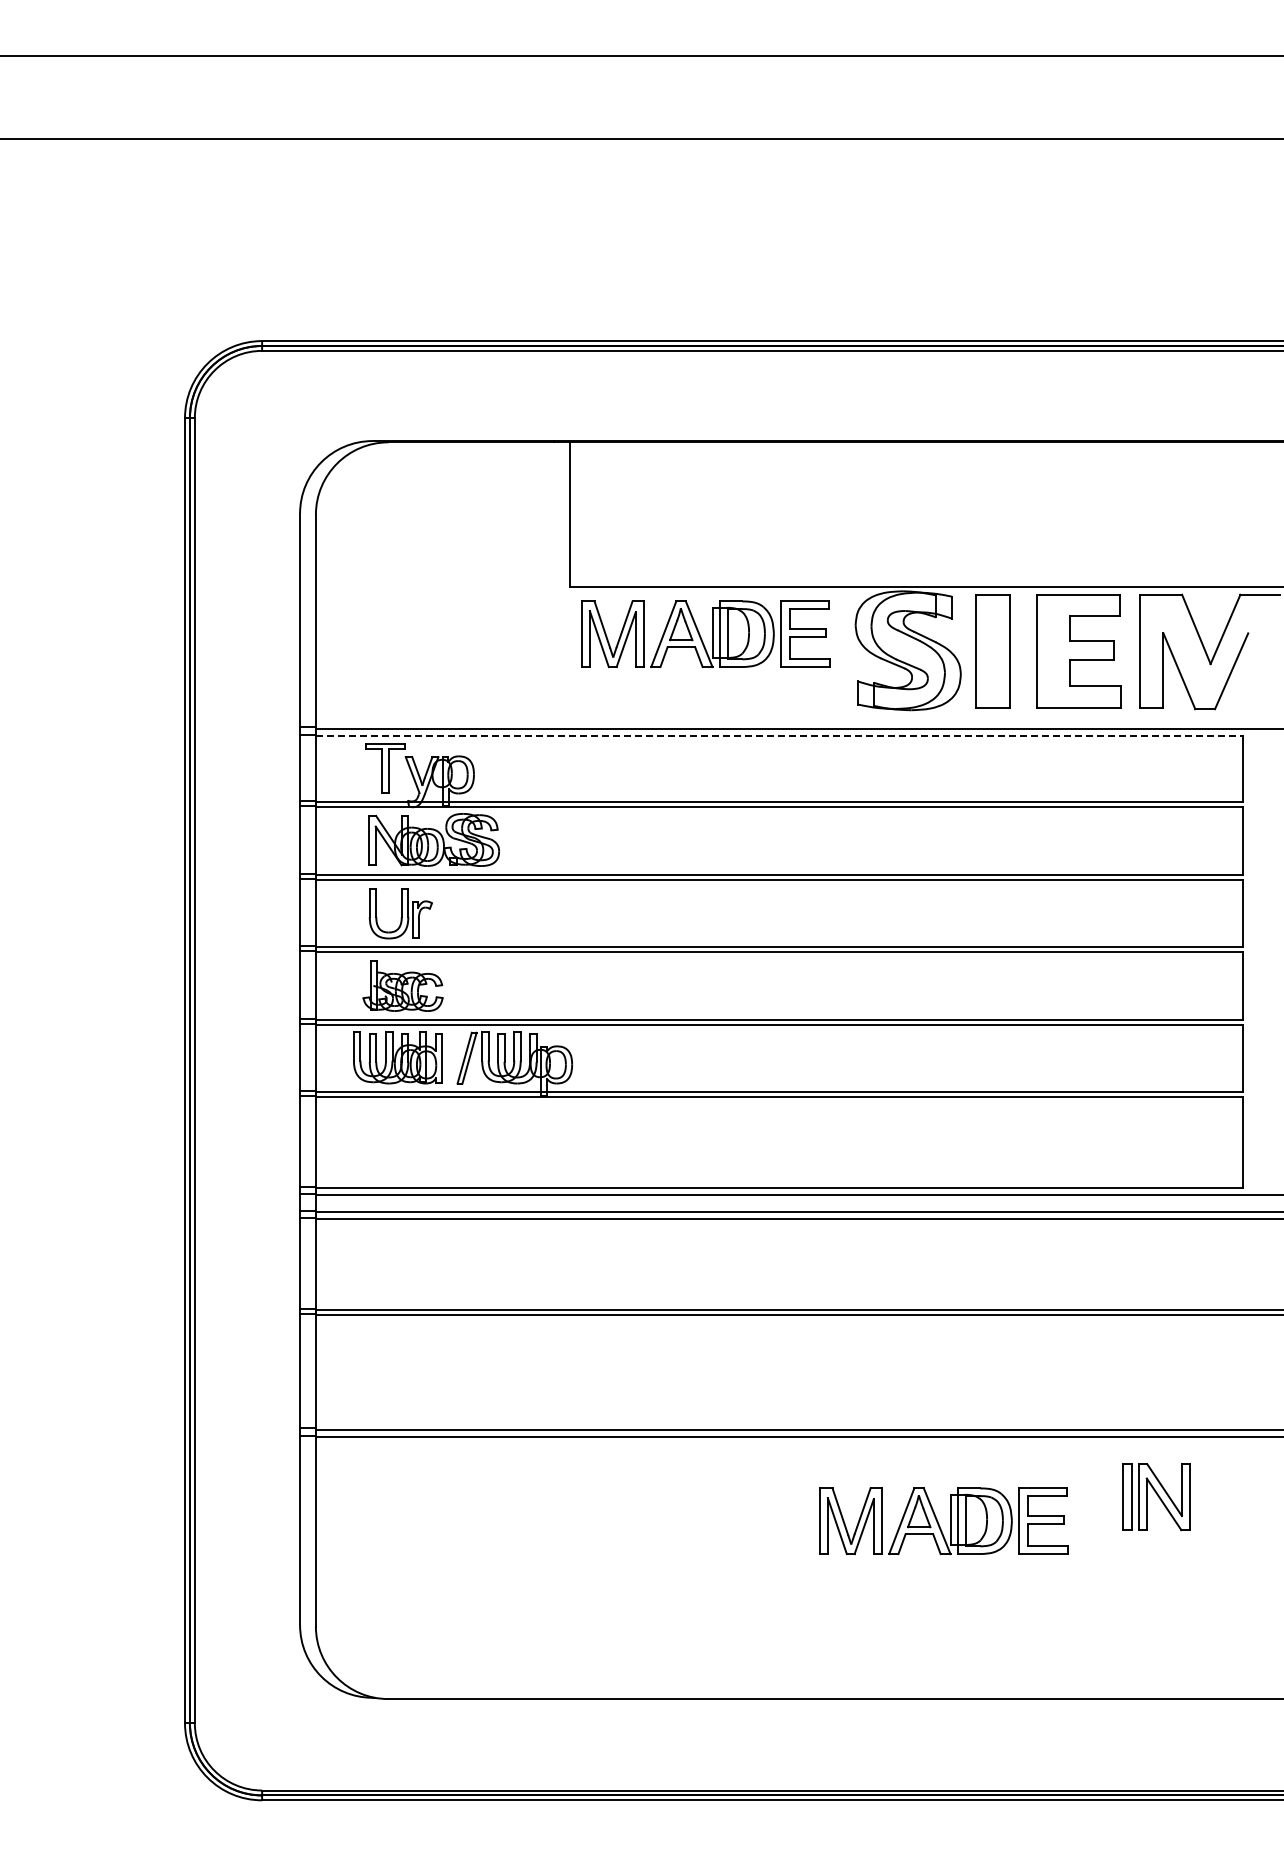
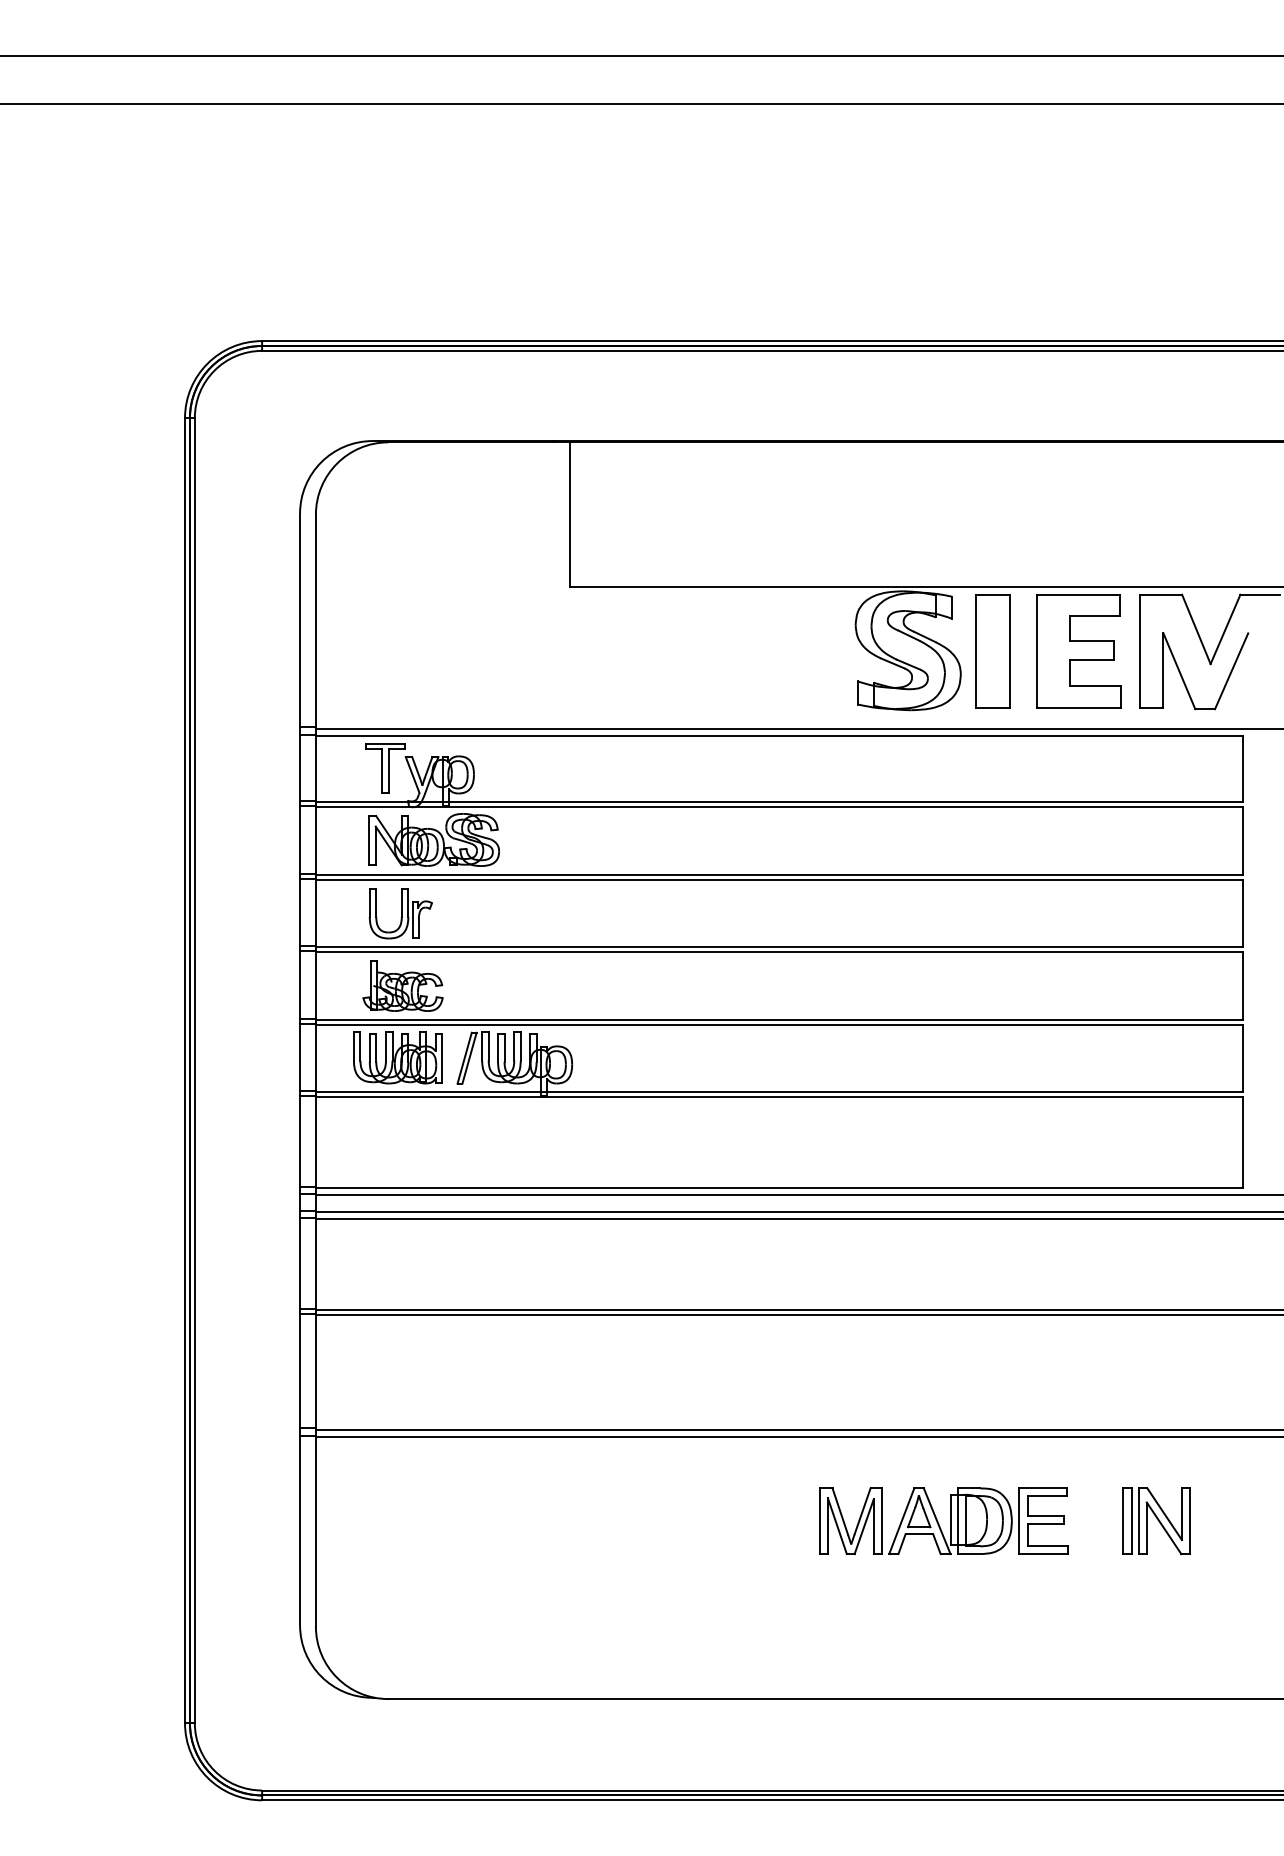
line position: (641, 139) -> (641, 104) (641, 104)
part: present -> none (705, 634)
line: dashed -> solid (779, 735)
part position: (1156, 1497) -> (1156, 1521) (1156, 1521)
